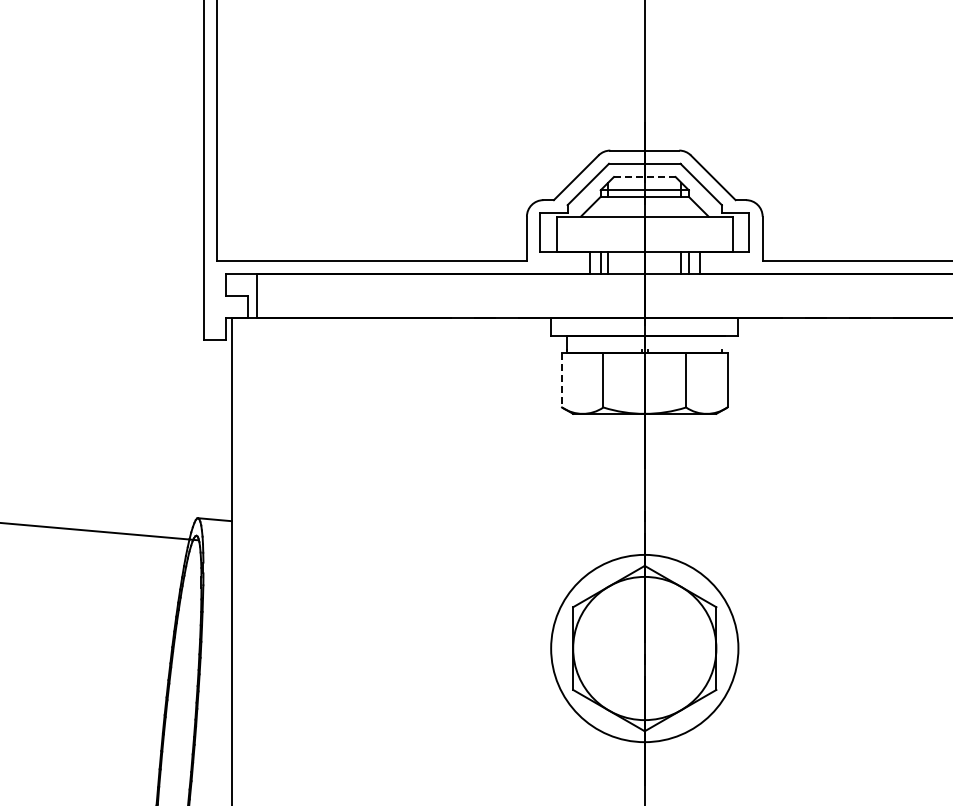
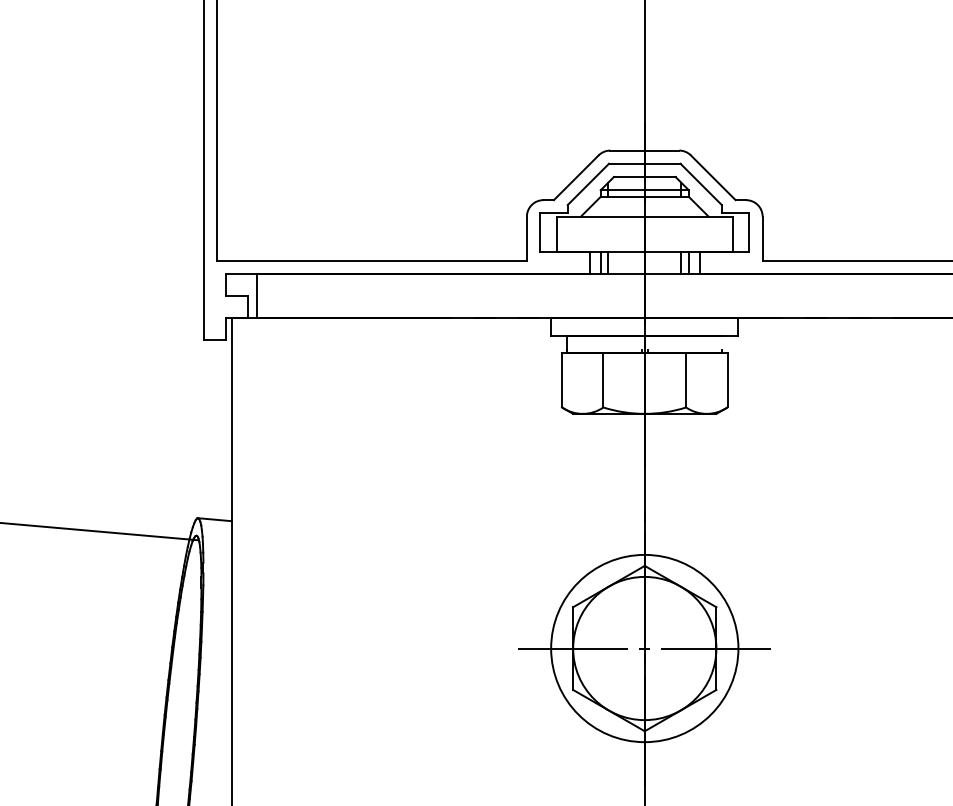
line: dashed -> solid (644, 177)
line: dashed -> solid (562, 380)
line: none -> present (644, 648)
